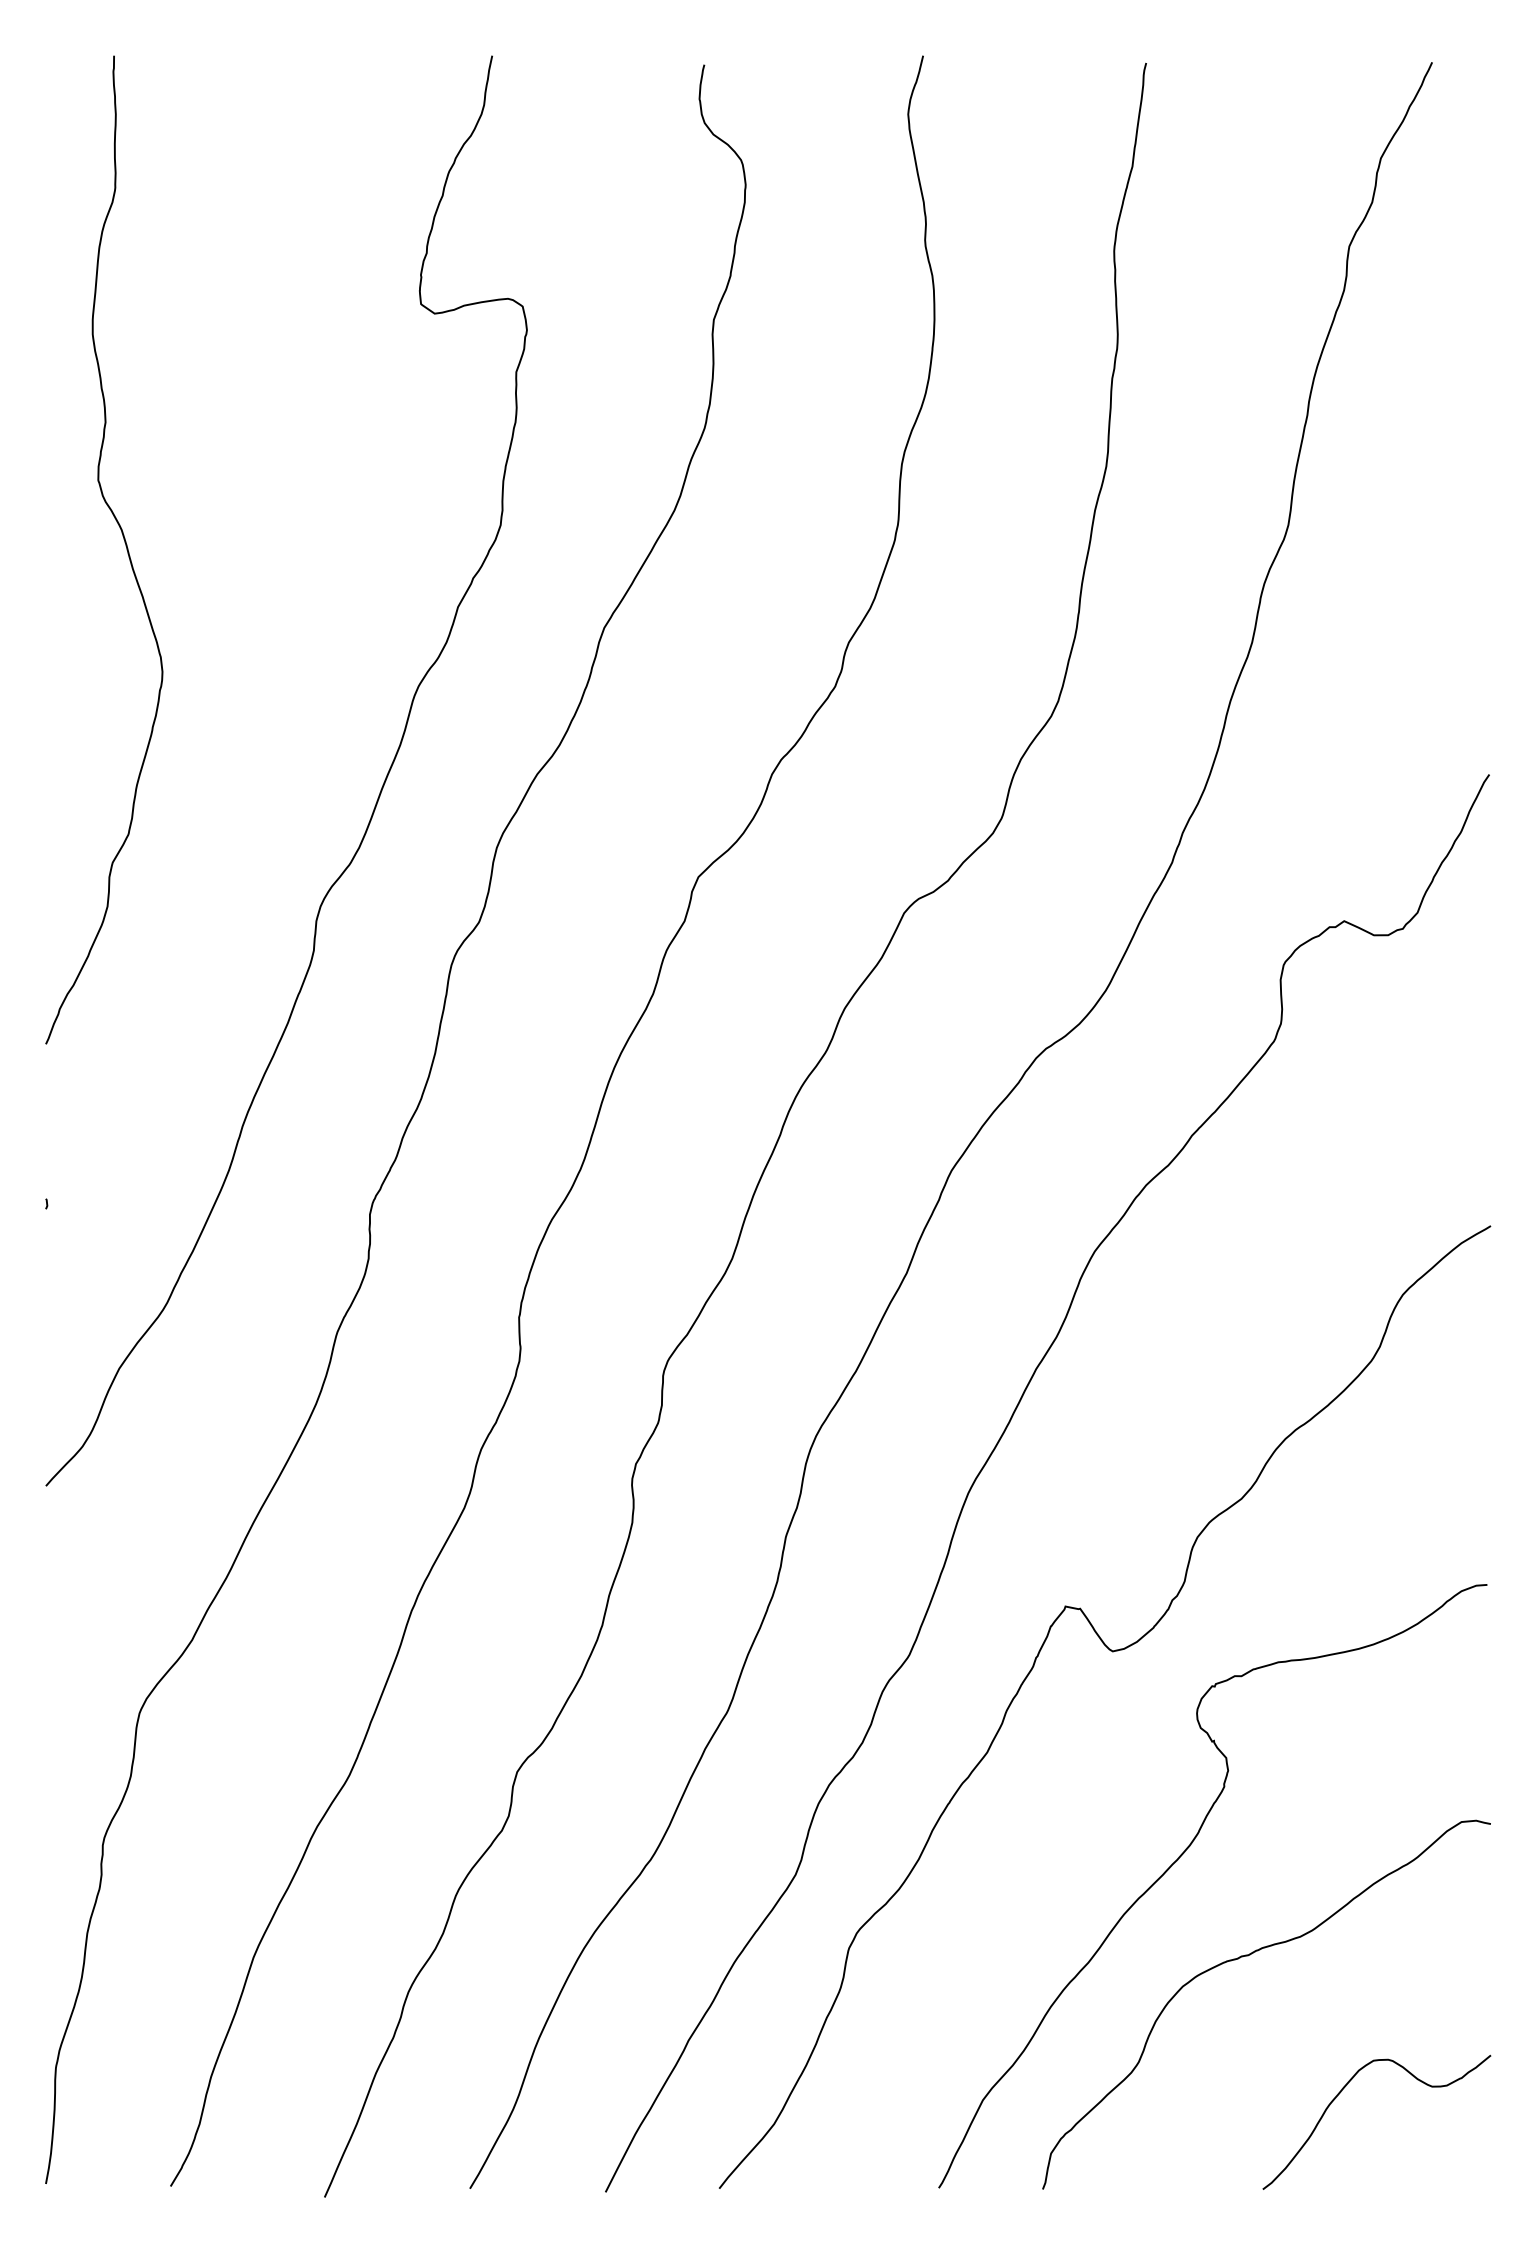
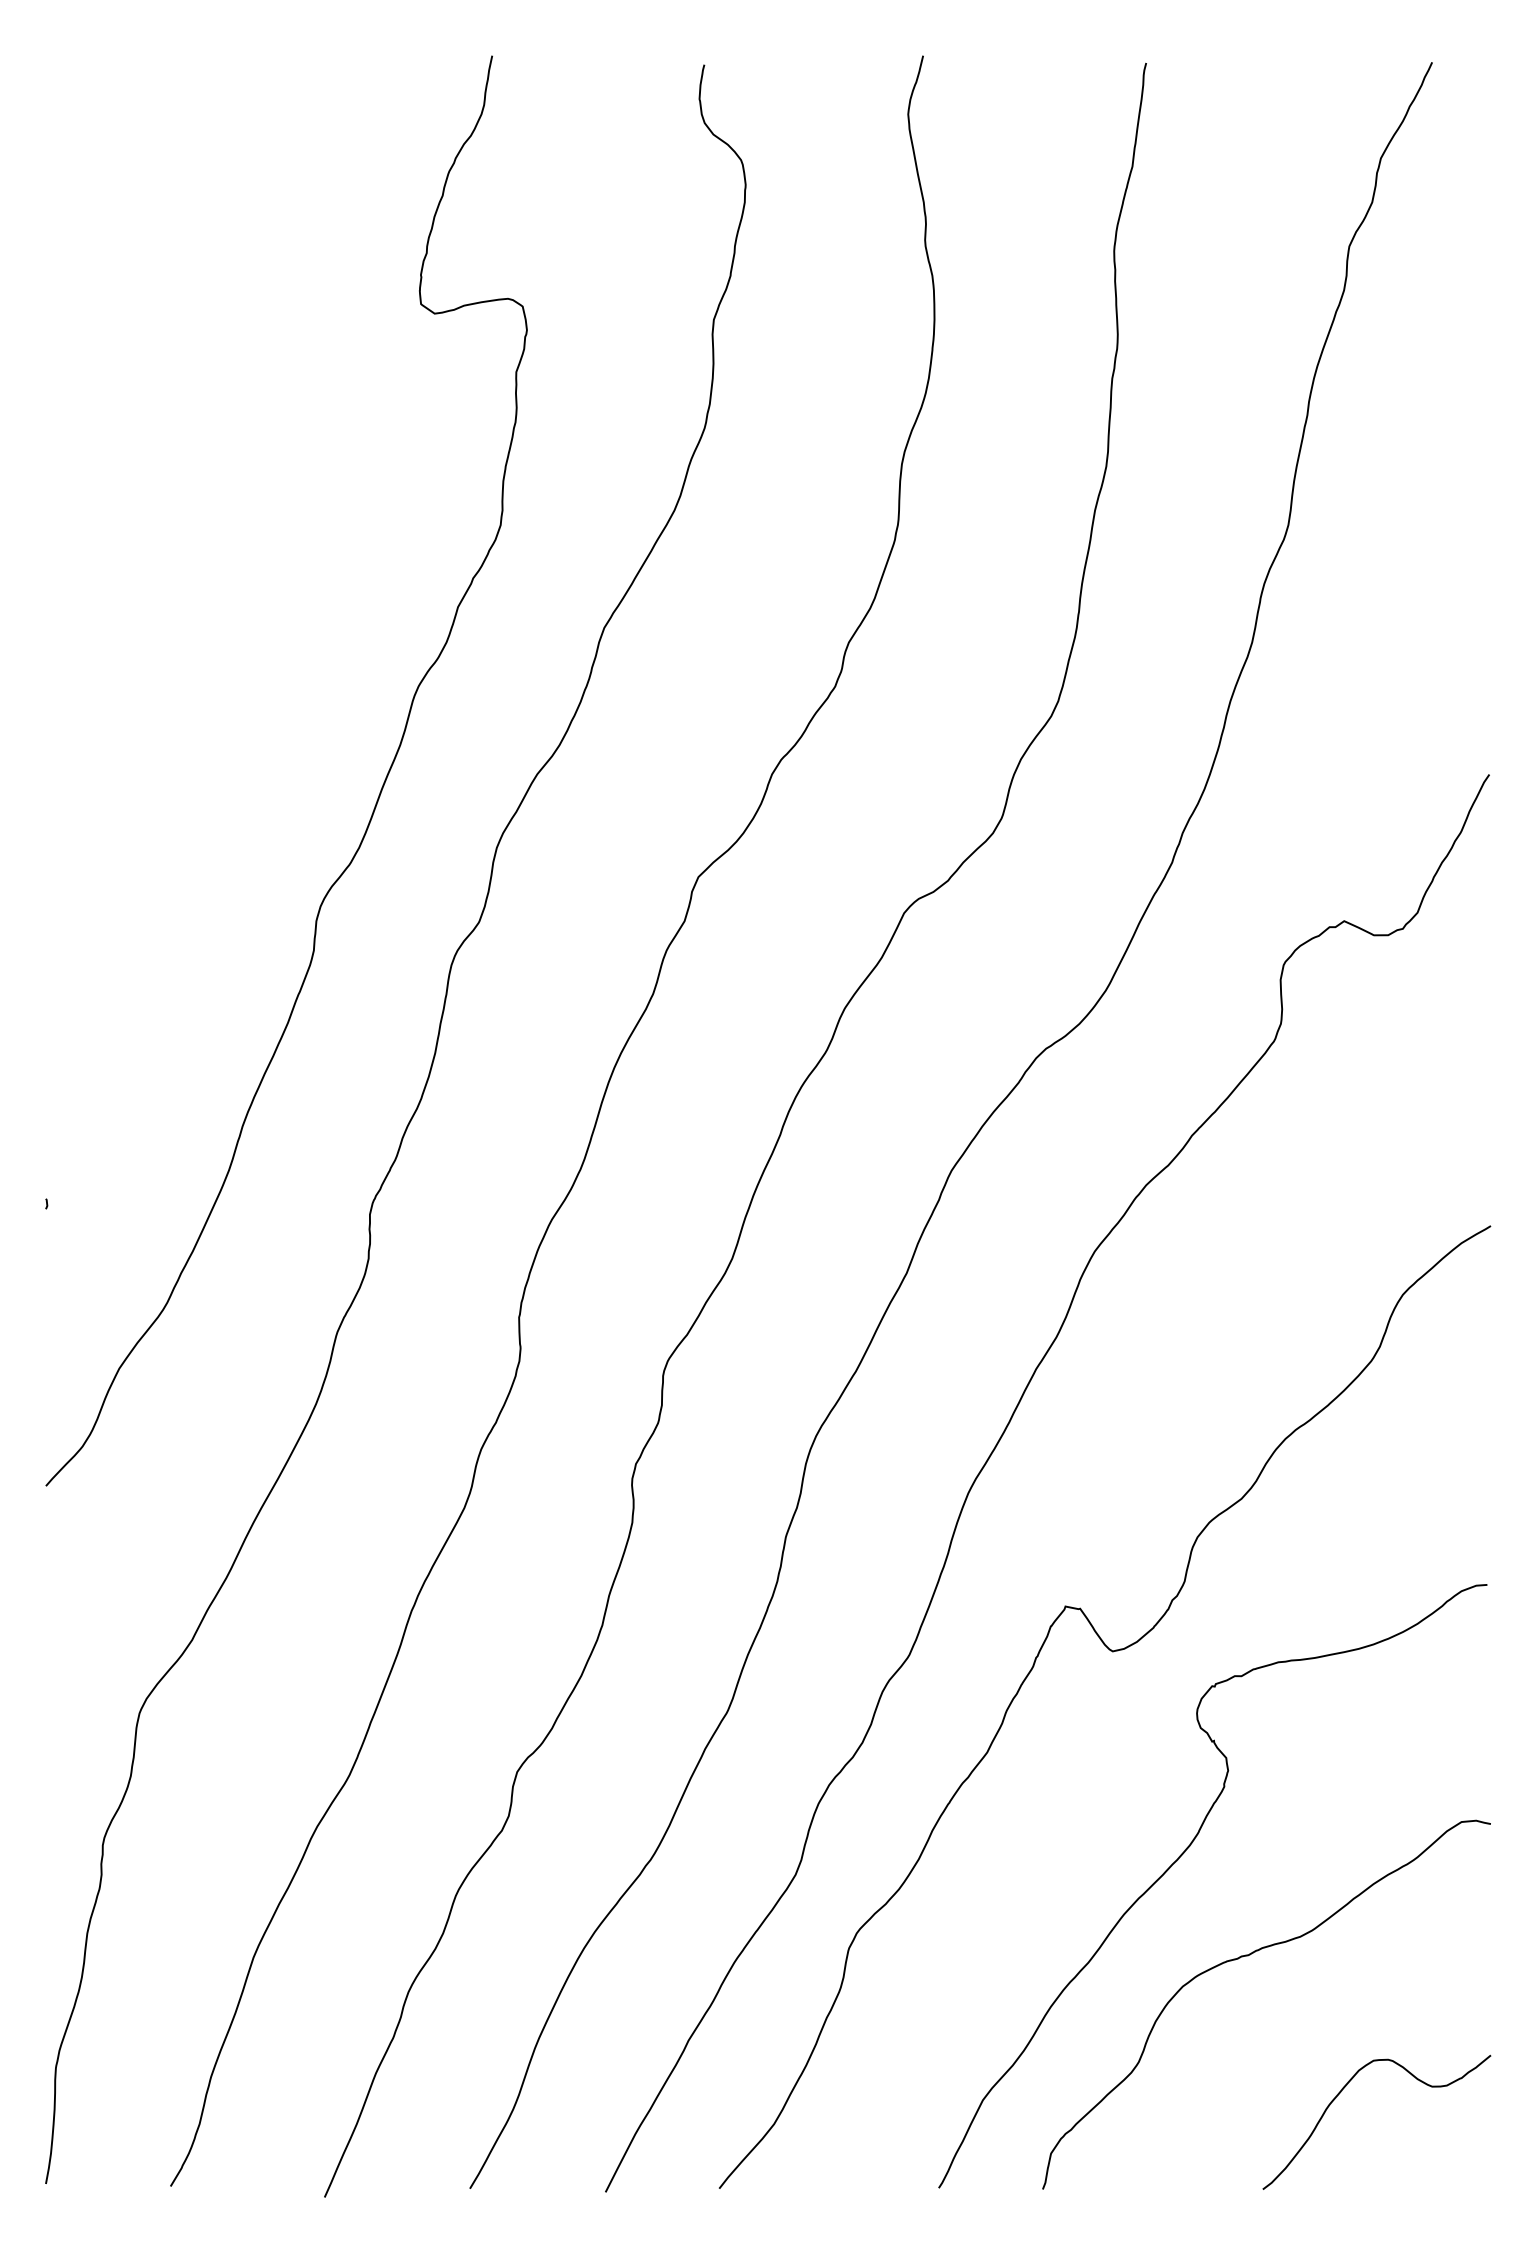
curve: present -> none (124, 542)
